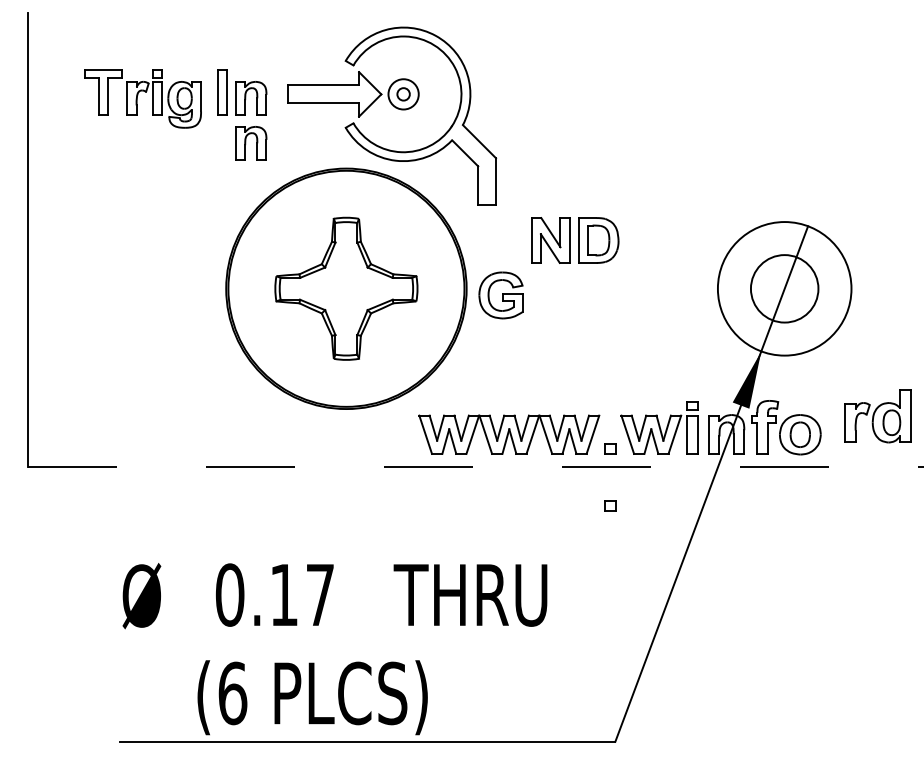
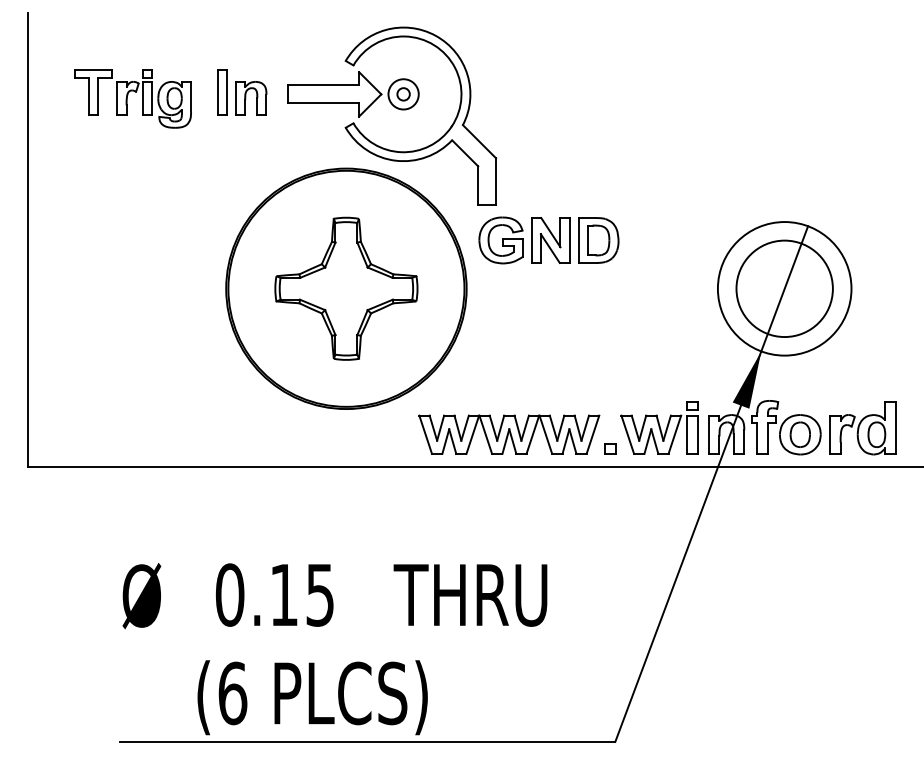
part position: (142, 98) -> (132, 98) (132, 98)
part: present -> none (251, 143)
circle diameter: 67 px -> 96 px (784, 288)
part position: (500, 295) -> (500, 240) (500, 240)
part position: (877, 416) -> (862, 428) (862, 428)
line: dashed -> solid (475, 466)
part: present -> none (610, 505)
text: 0.17 -> 0.15 (319, 595)
